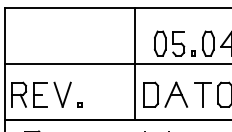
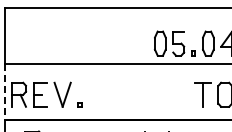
line: present -> none (134, 64)
line: solid -> dashed (5, 92)
part: present -> none (165, 94)
